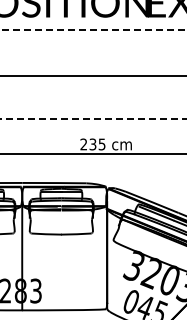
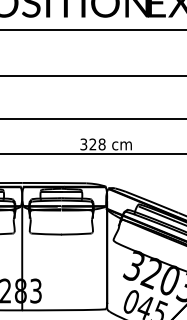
line: dashed -> solid (93, 30)
line: dashed -> solid (93, 119)
text: 235 -> 328 (92, 144)
